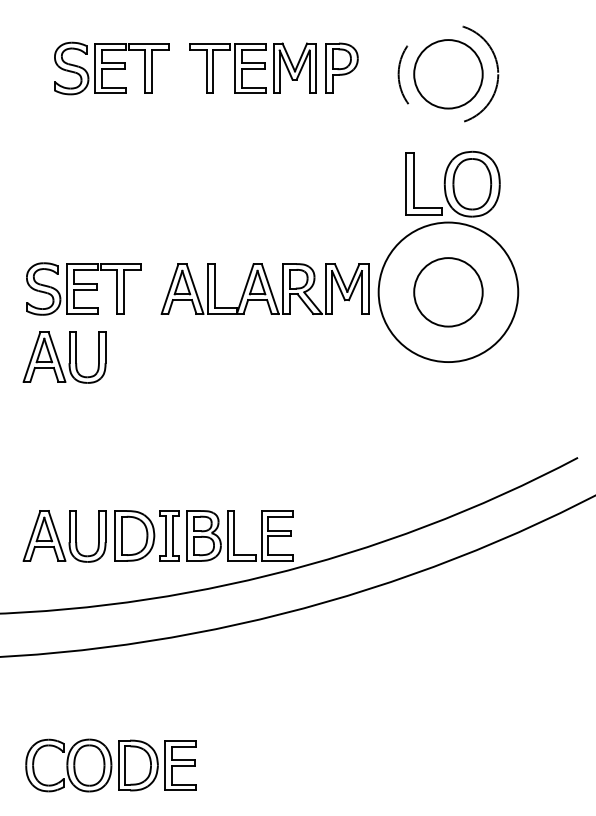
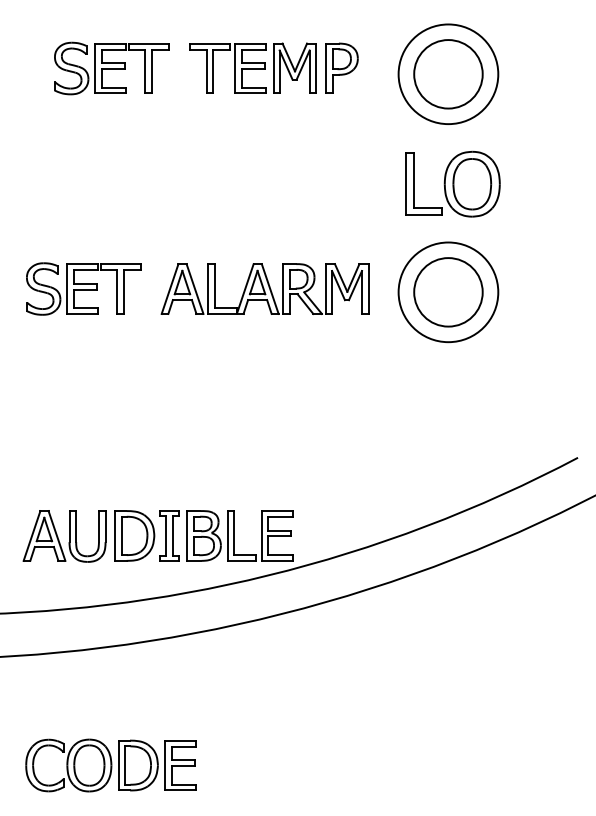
circle: dashed -> solid (448, 74)
circle diameter: 140 px -> 100 px (448, 292)
part: present -> none (64, 357)
